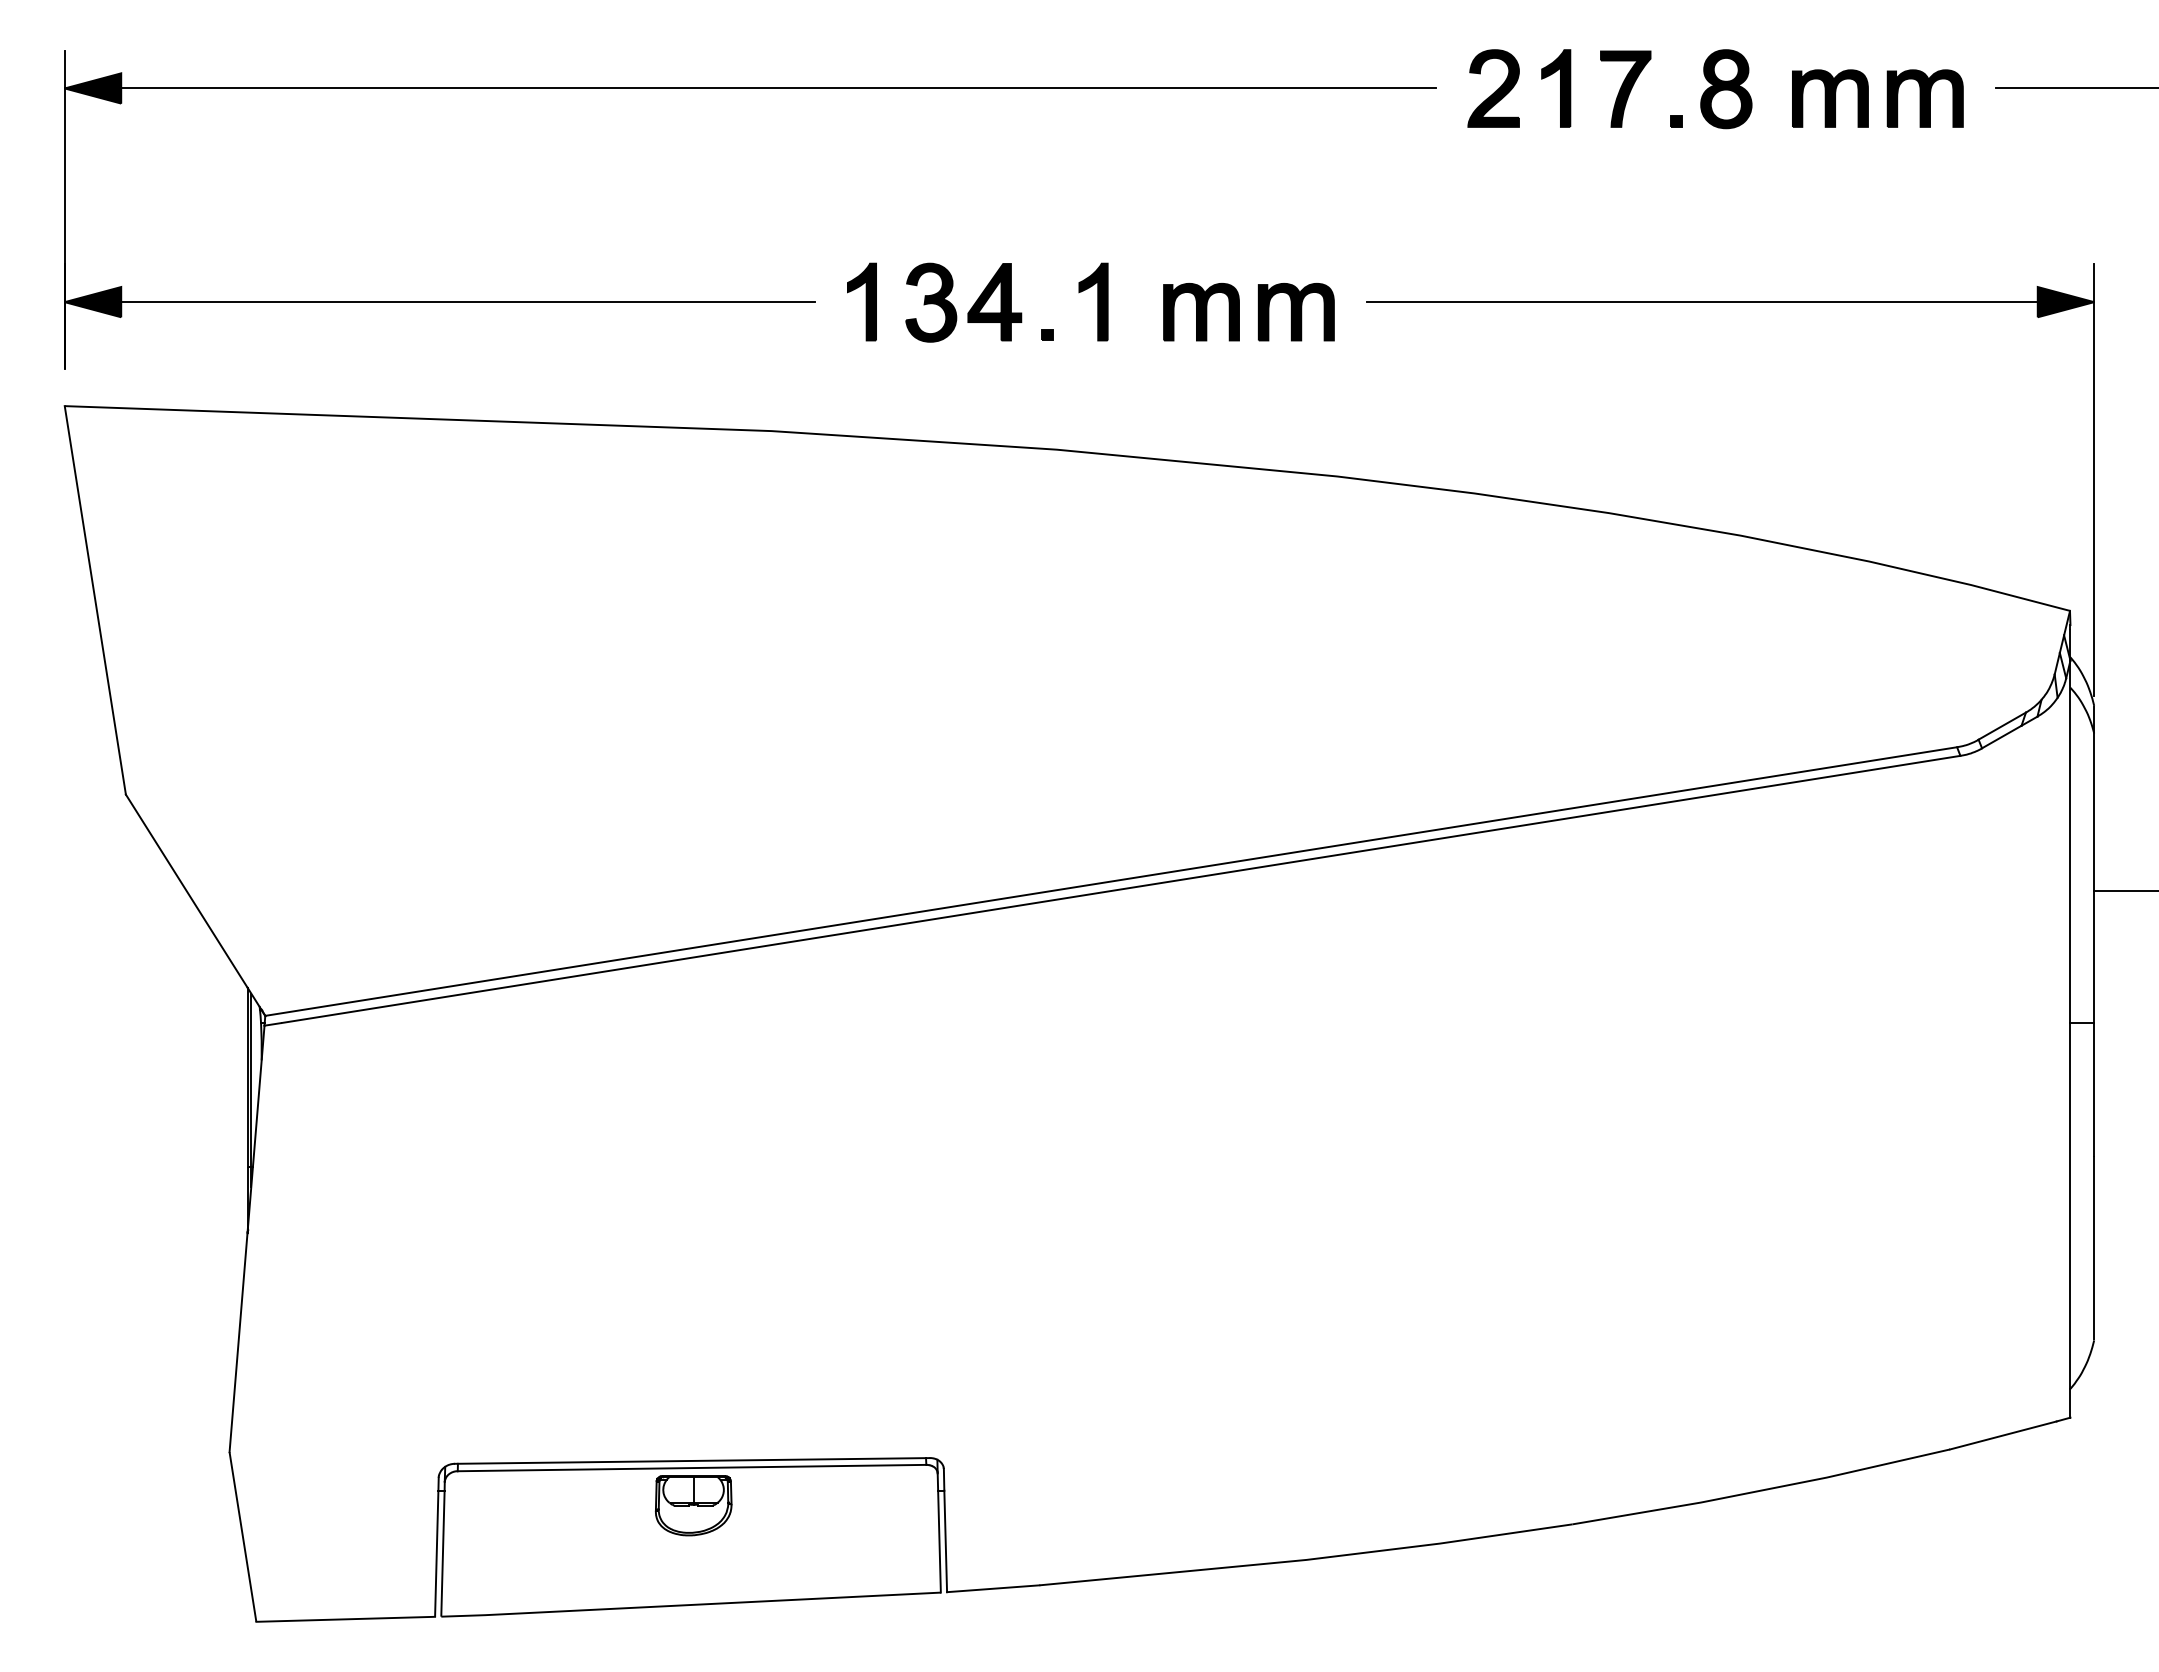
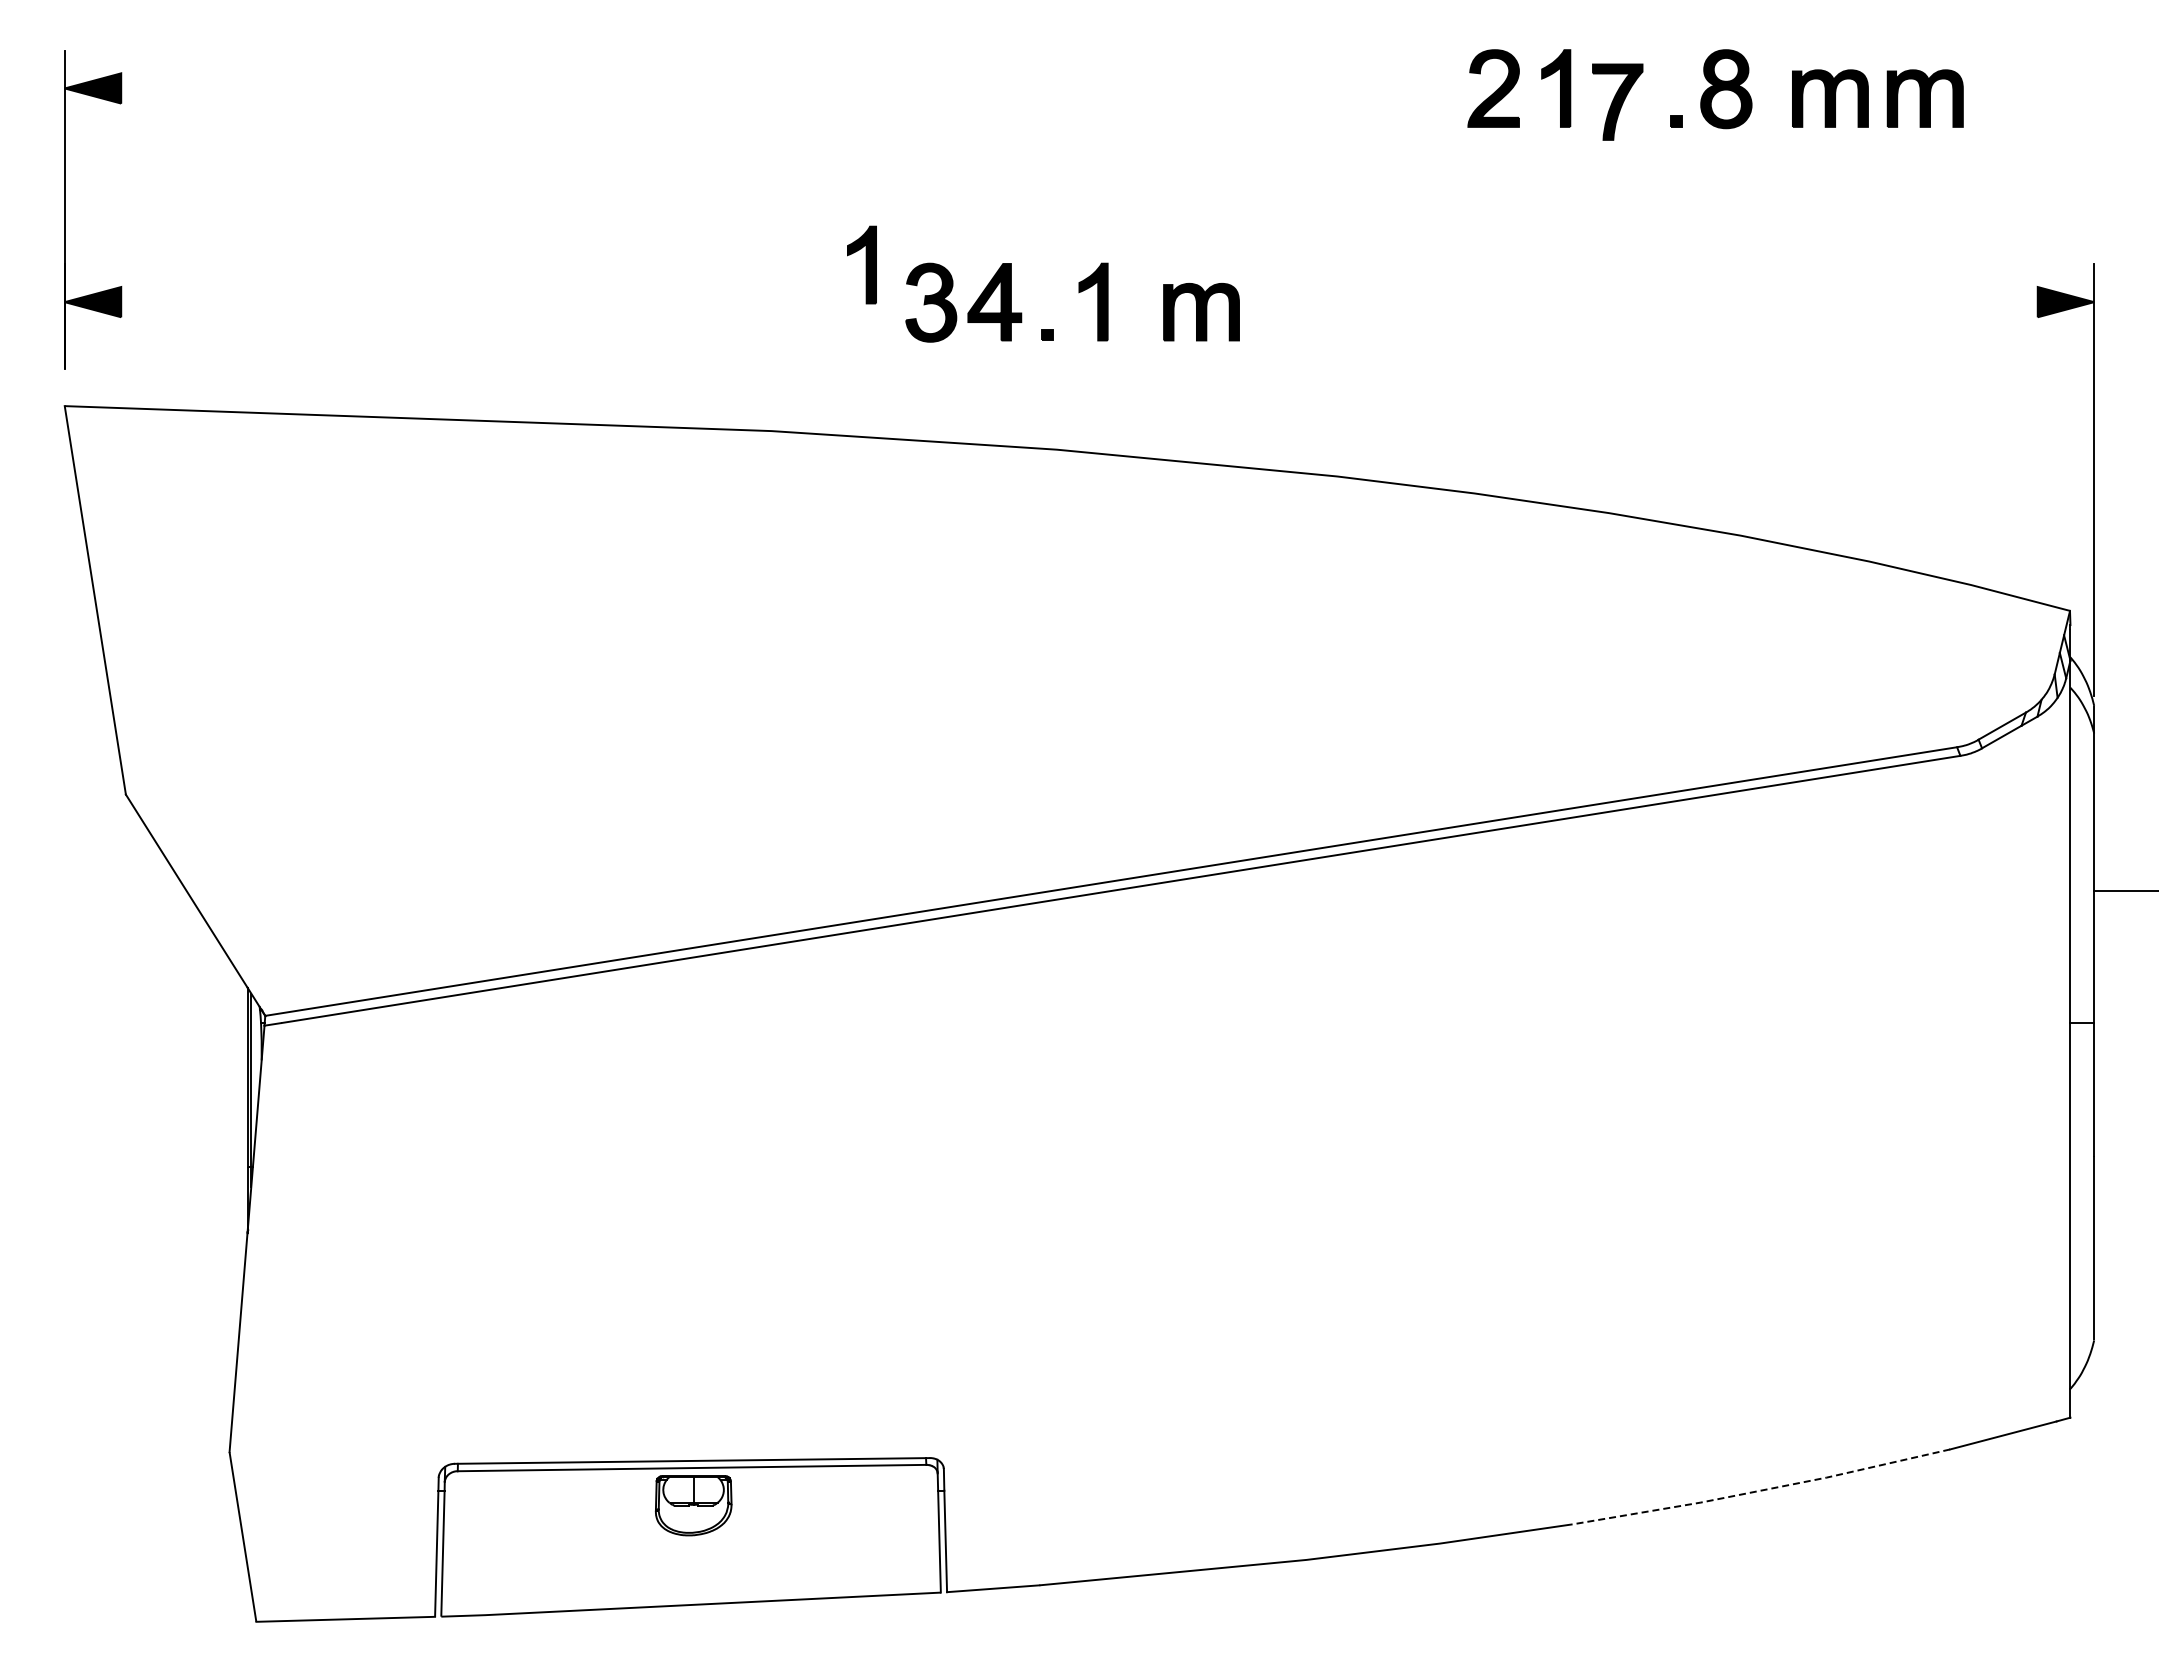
line: present -> none (749, 88)
part position: (1625, 88) -> (1617, 101) (1617, 101)
line: present -> none (2075, 88)
part position: (861, 301) -> (861, 264) (861, 264)
line: present -> none (439, 302)
line: present -> none (1730, 302)
part: present -> none (1295, 312)
line: solid -> dashed (1761, 1490)
